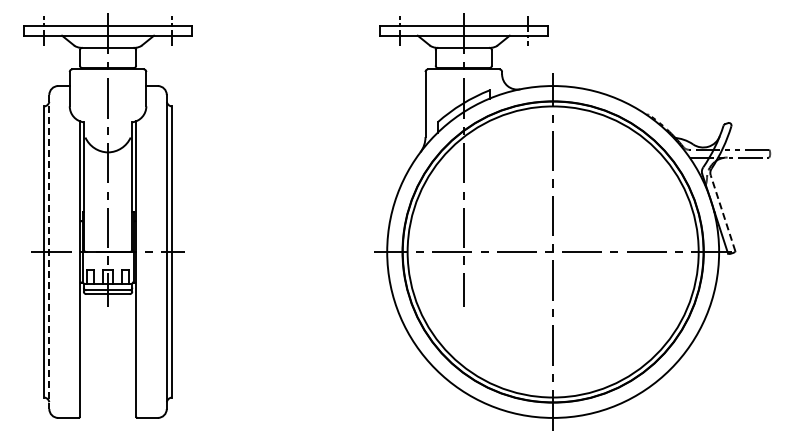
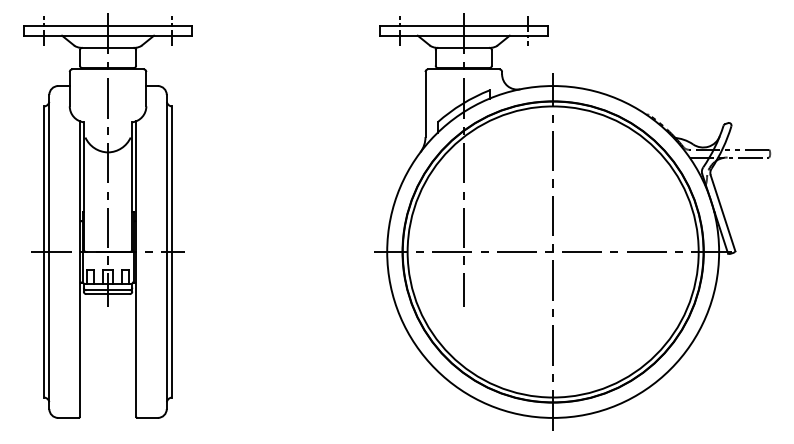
line: dashed -> solid (723, 213)
line: dashed -> solid (49, 252)
